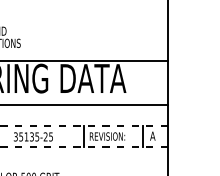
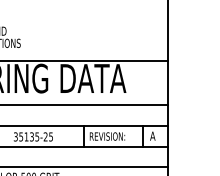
line: dashed -> solid (84, 126)
line: dashed -> solid (84, 146)
line: none -> present (84, 167)
